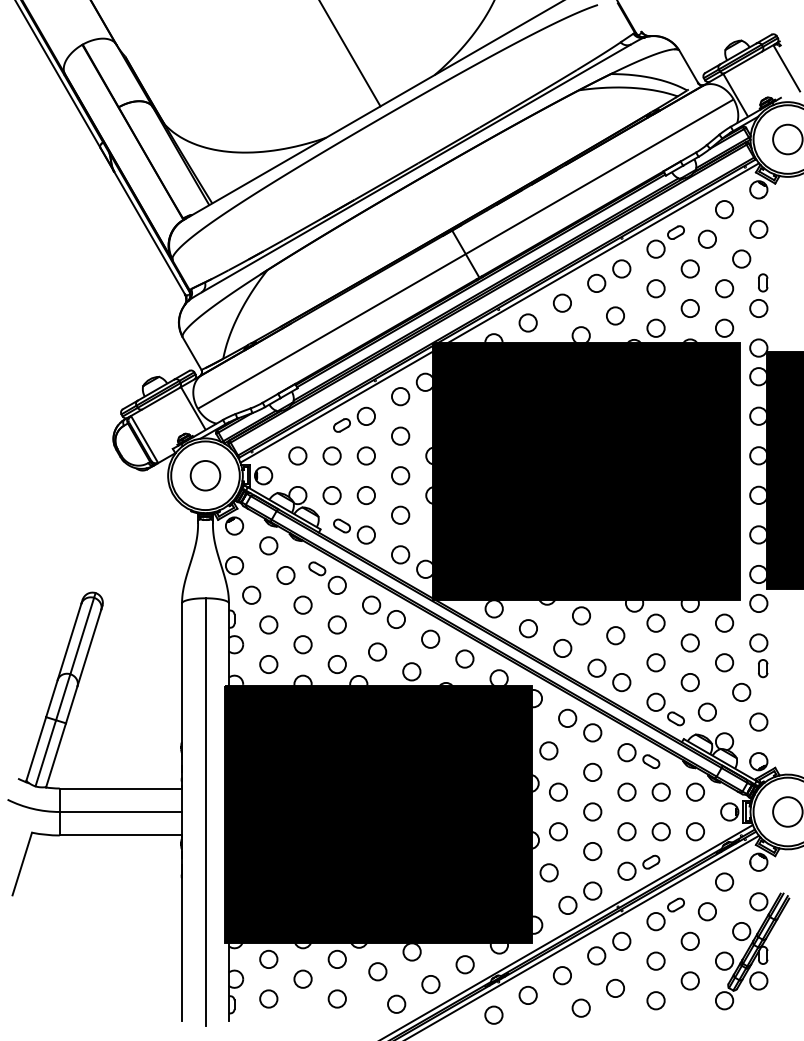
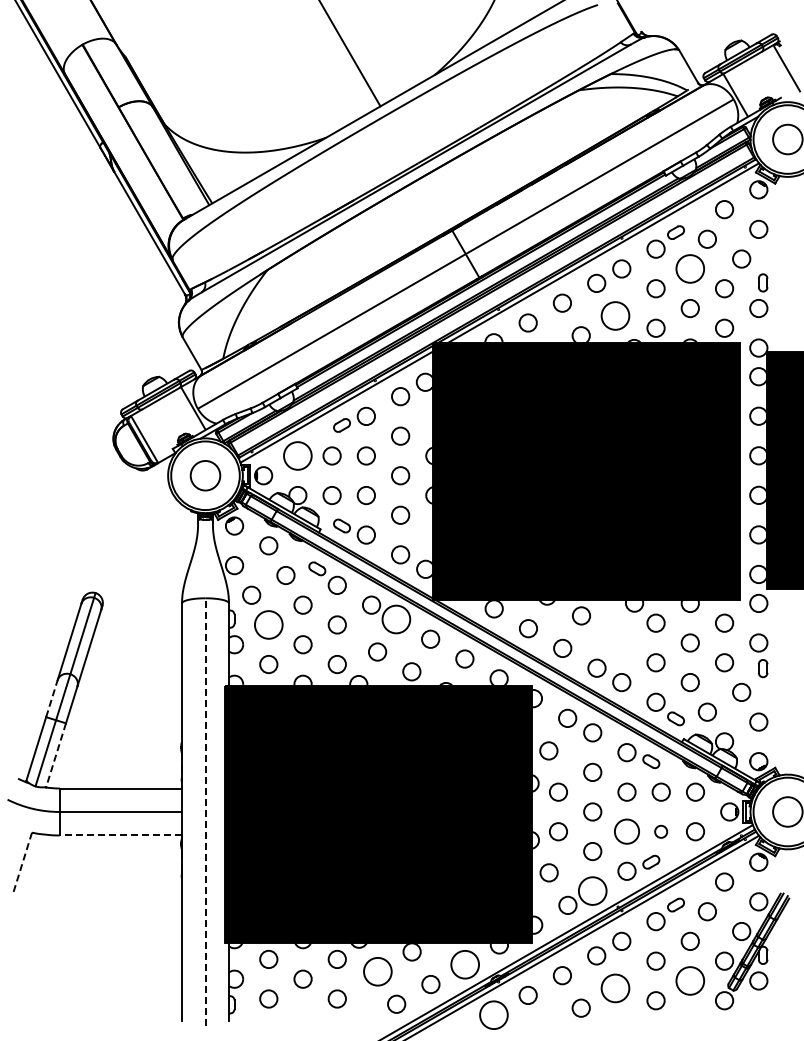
circle diameter: 17 px -> 28 px (690, 268)
circle diameter: 17 px -> 28 px (615, 315)
circle diameter: 17 px -> 28 px (297, 455)
circle diameter: 17 px -> 28 px (396, 619)
circle diameter: 17 px -> 28 px (268, 624)
circle: present -> none (615, 635)
line: solid -> dashed (52, 698)
line: solid -> dashed (55, 755)
line: solid -> dashed (205, 811)
circle size: 20x20 px -> 26x27 px (626, 831)
circle size: 20x20 px -> 15x15 px (661, 831)
line: solid -> dashed (120, 835)
line: solid -> dashed (22, 864)
circle diameter: 17 px -> 28 px (592, 890)
circle diameter: 17 px -> 28 px (465, 964)
circle diameter: 17 px -> 28 px (377, 971)
circle diameter: 17 px -> 28 px (690, 980)
circle diameter: 17 px -> 28 px (615, 988)
circle diameter: 17 px -> 28 px (493, 1015)
